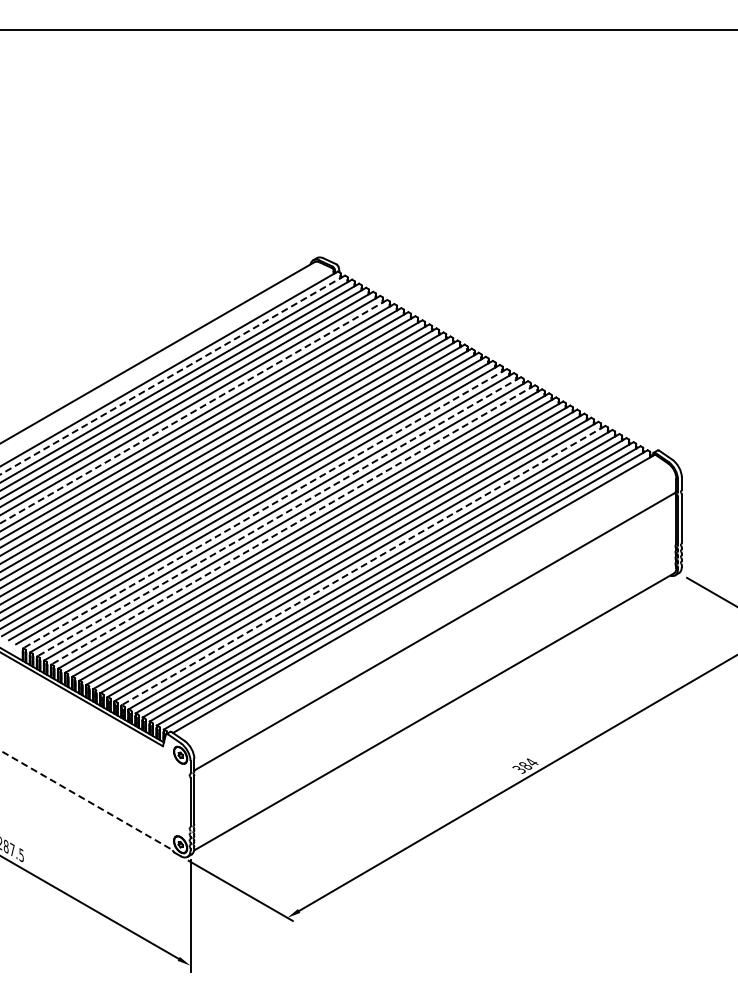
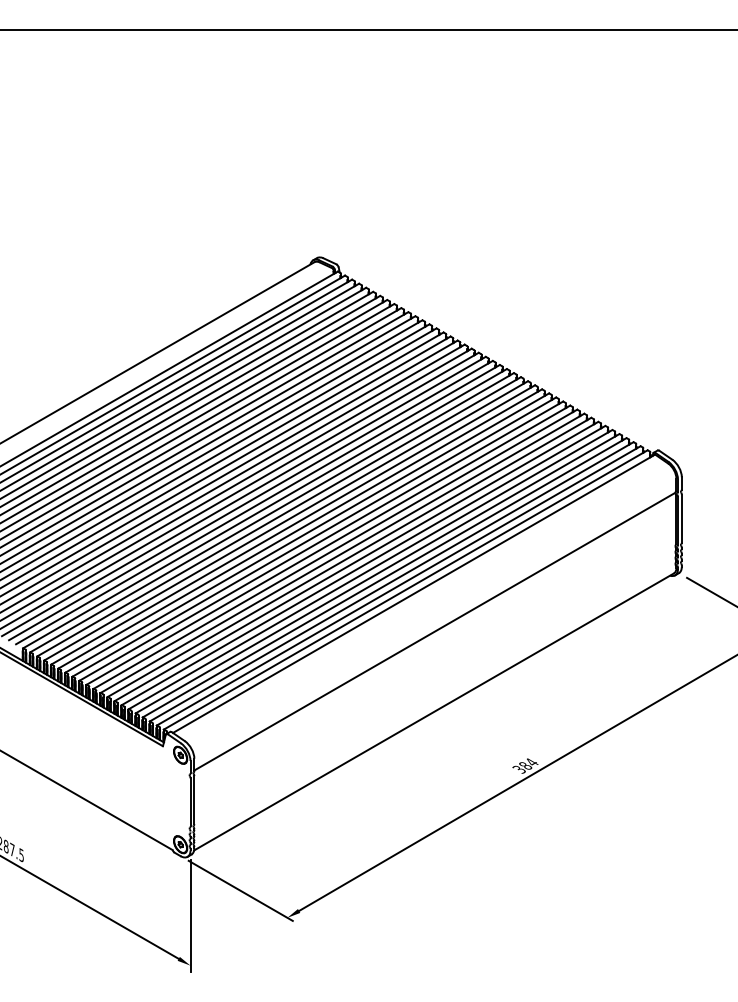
line: dashed -> solid (172, 375)
line: dashed -> solid (193, 411)
line: dashed -> solid (264, 508)
line: dashed -> solid (278, 517)
line: dashed -> solid (292, 525)
line: dashed -> solid (363, 565)
line: dashed -> solid (87, 800)
